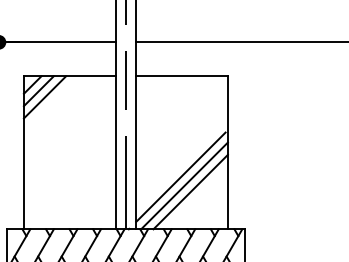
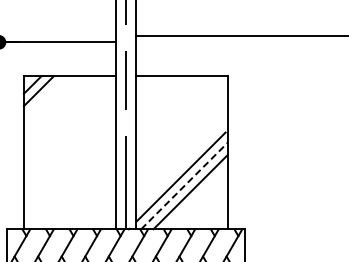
line position: (240, 42) -> (240, 36) (240, 36)
line: present -> none (44, 97)
line: solid -> dashed (184, 185)
